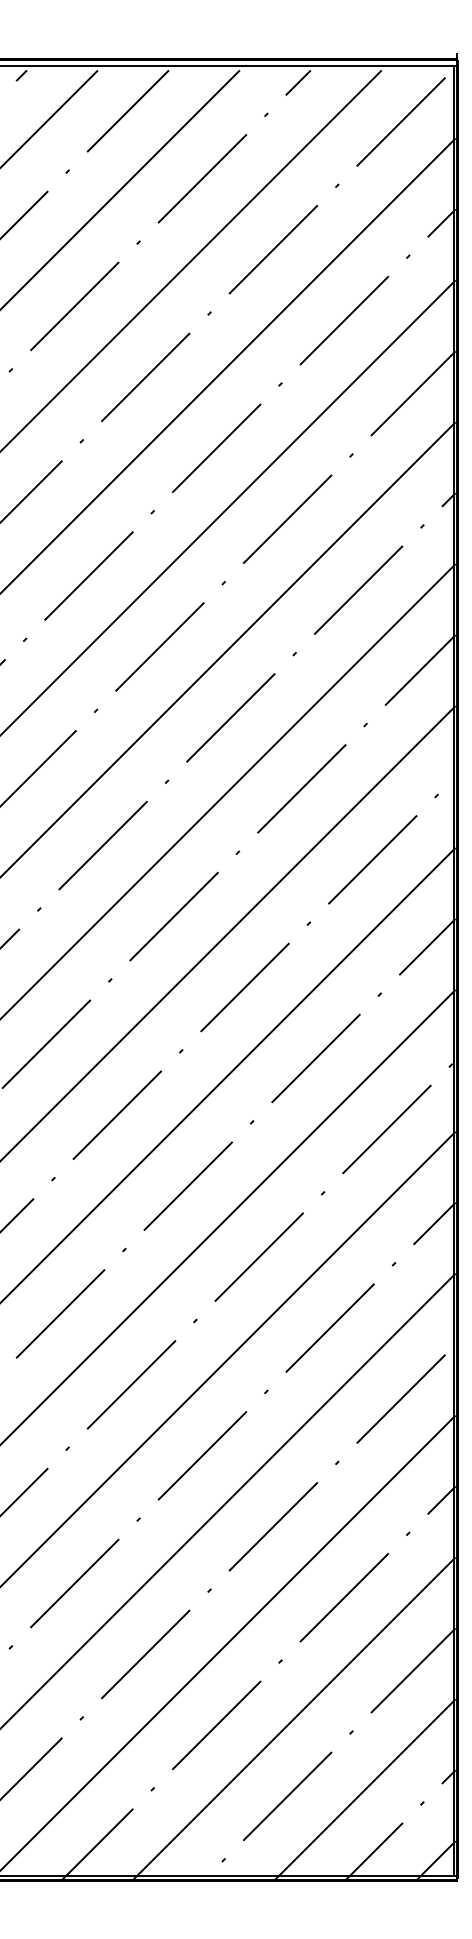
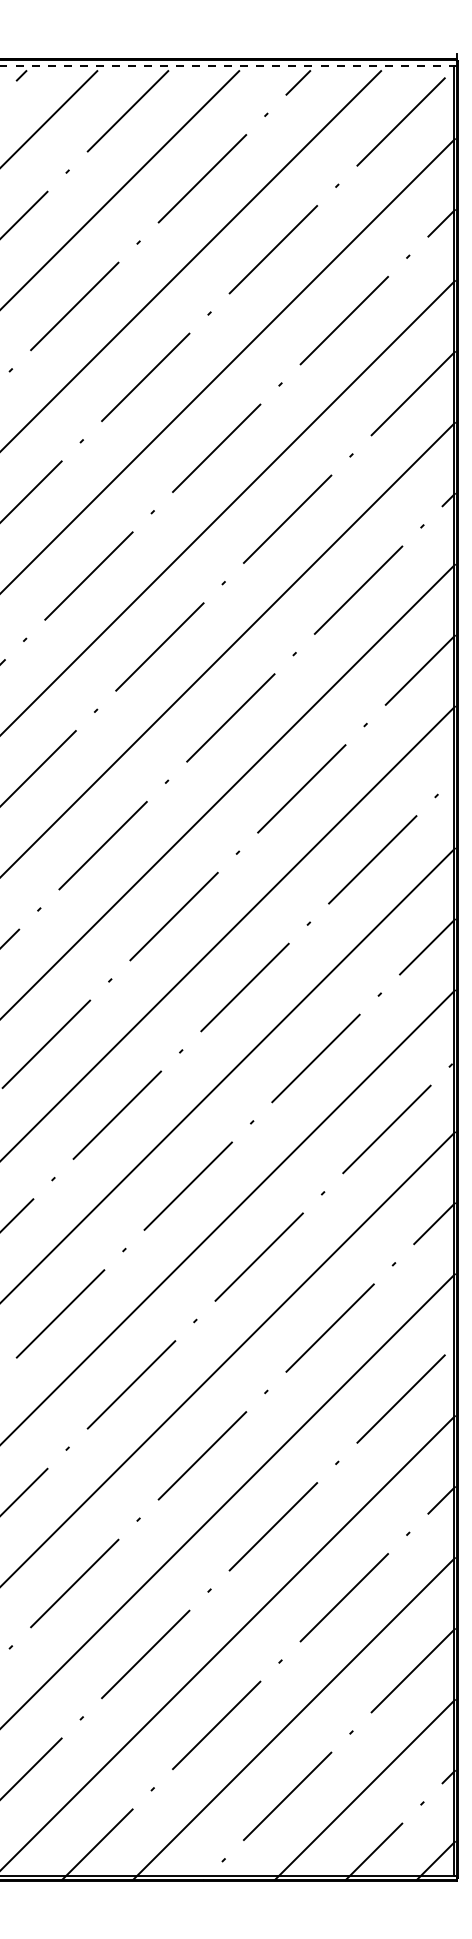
line: solid -> dashed (227, 66)
